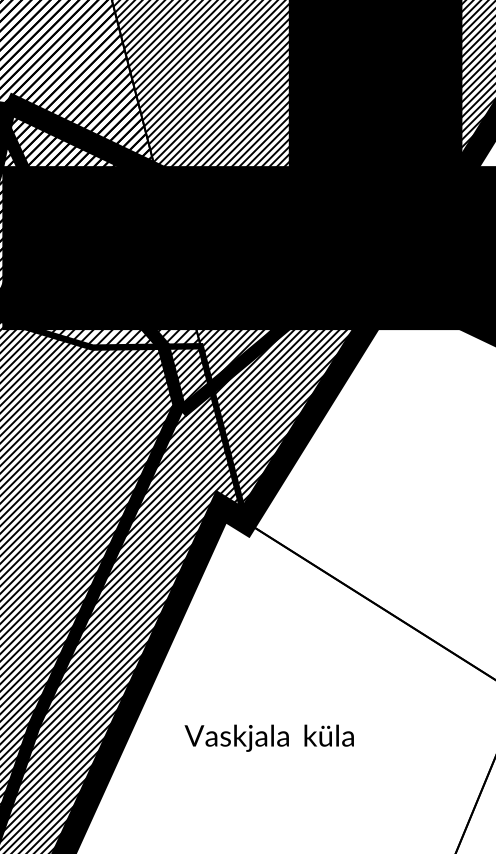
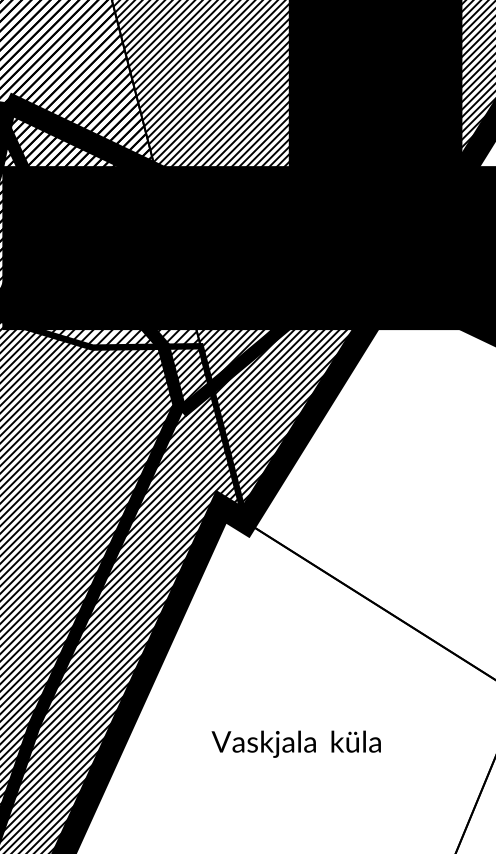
text position: (268, 737) -> (295, 743) (295, 743)
